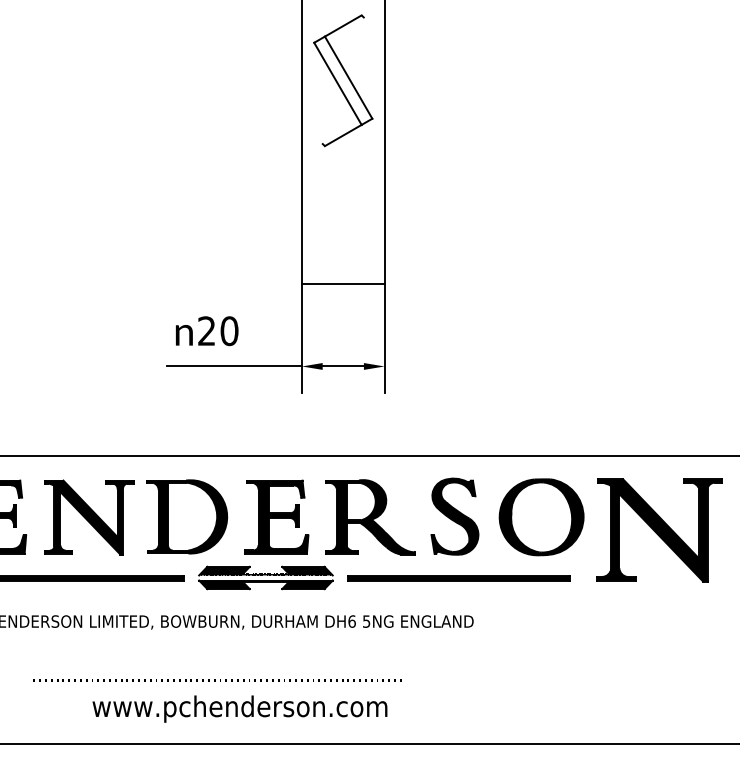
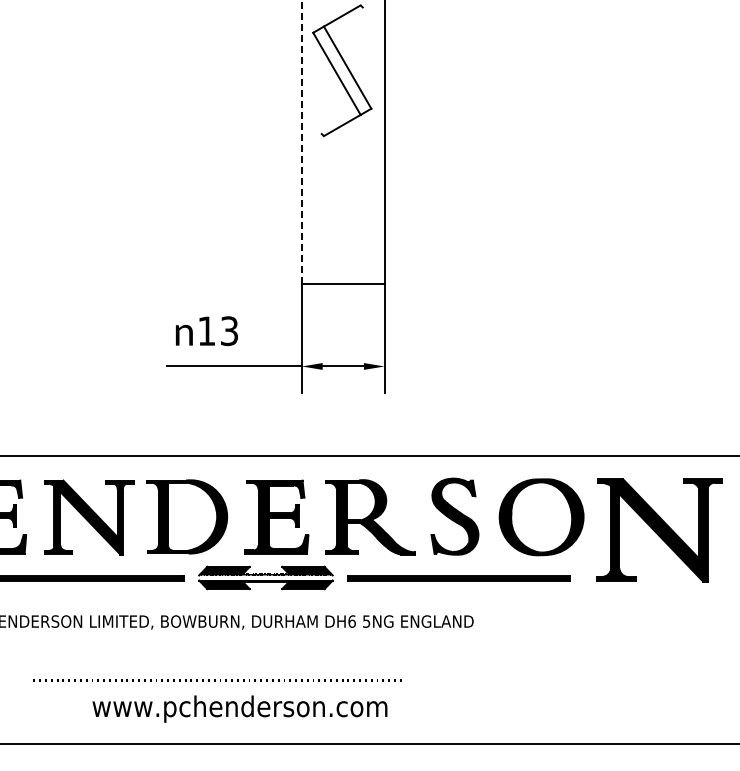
part position: (343, 80) -> (342, 70) (342, 70)
line: solid -> dashed (302, 142)
text: 20 -> 13 (218, 331)
